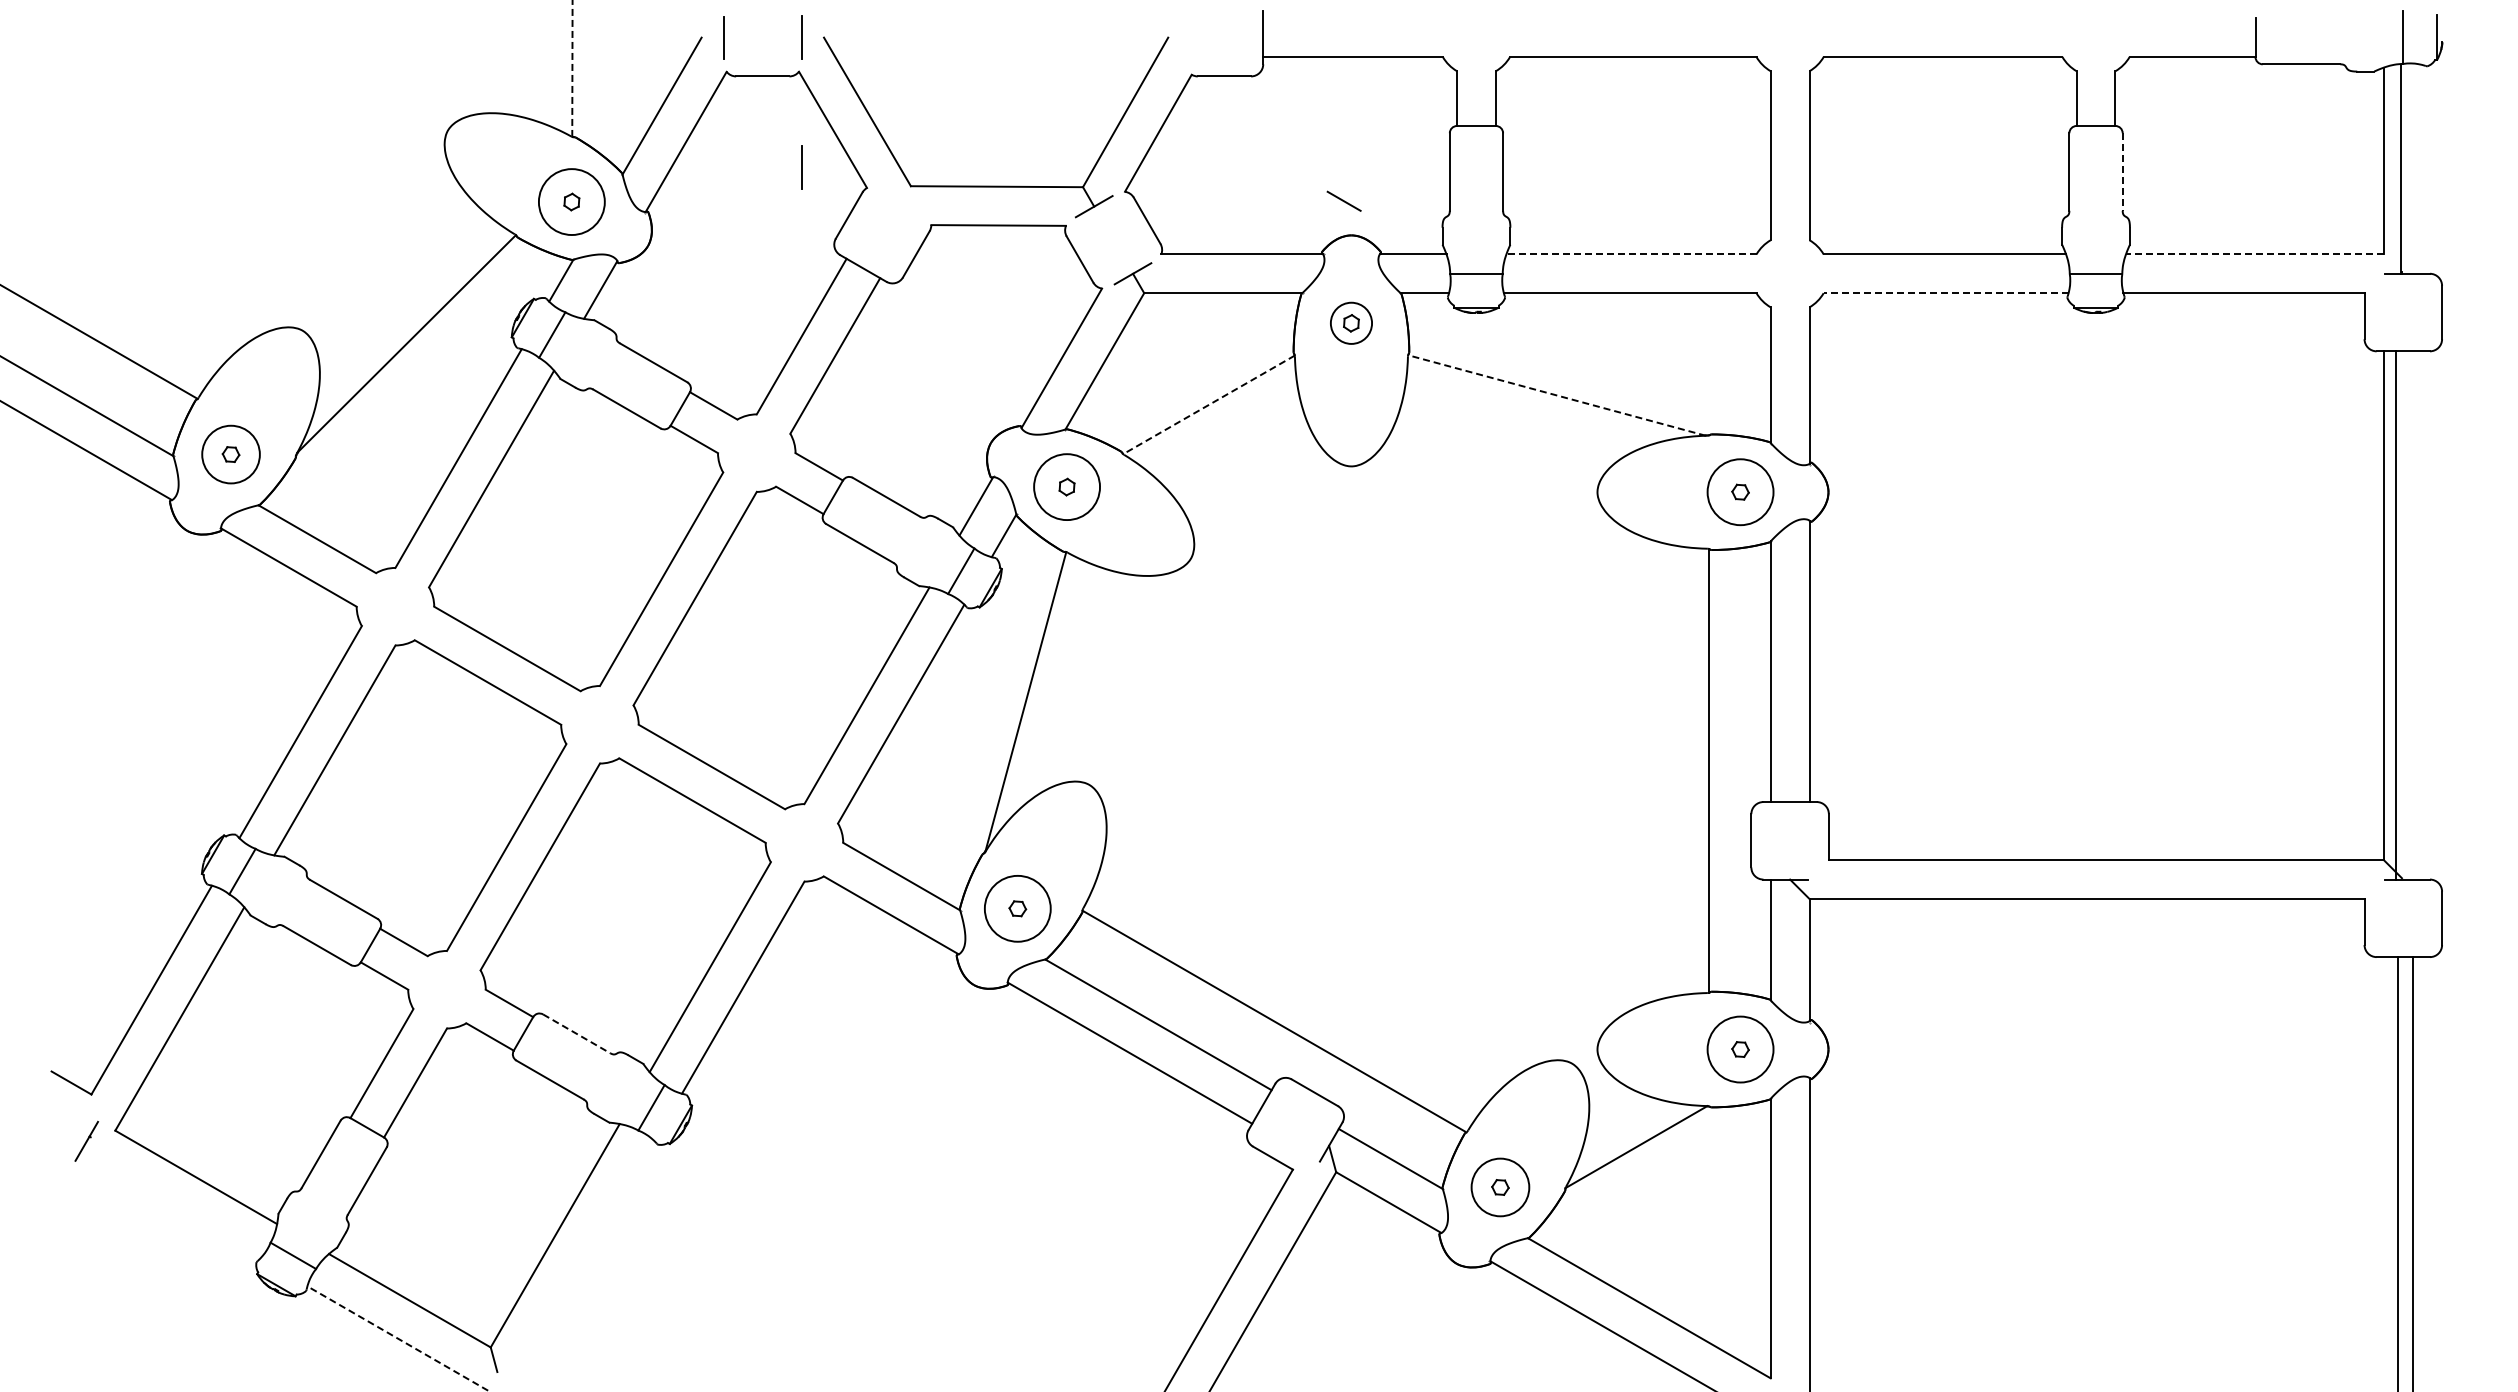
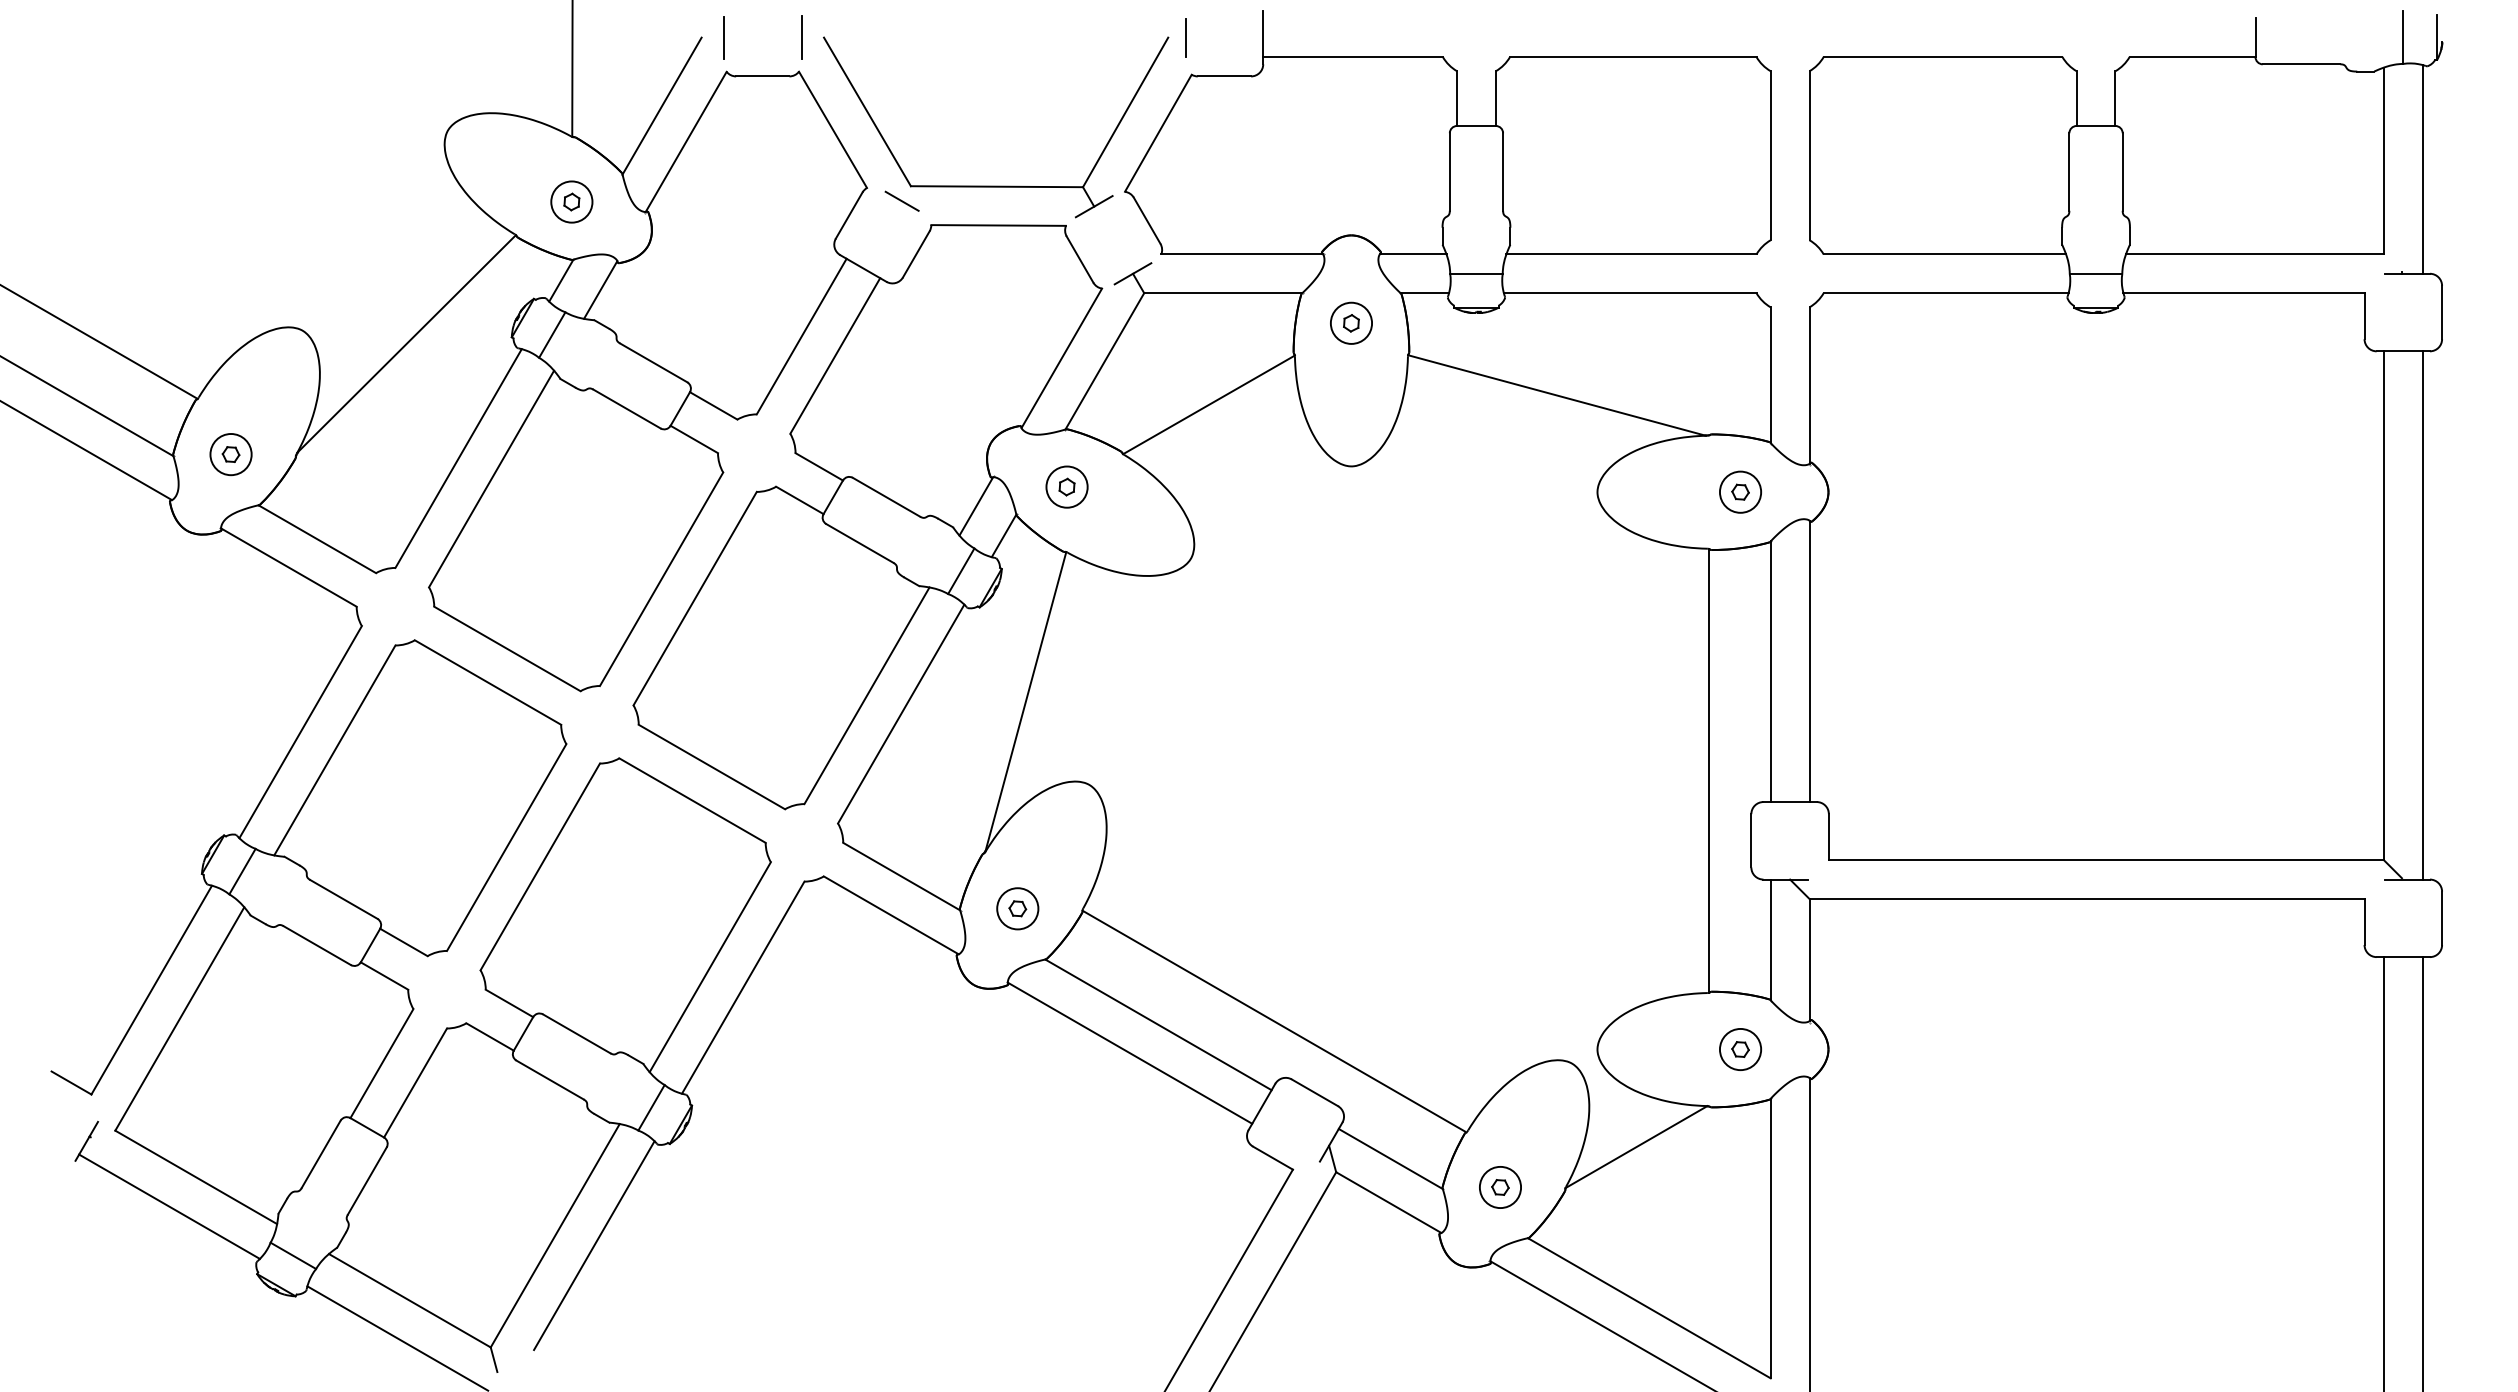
line: none -> present (1185, 37)
line: dashed -> solid (572, 68)
line: present -> none (801, 167)
line position: (2400, 169) -> (2422, 169) (2422, 169)
line: dashed -> solid (2122, 172)
line position: (1343, 200) -> (901, 200) (901, 200)
circle diameter: 66 px -> 41 px (571, 201)
line: dashed -> solid (1630, 254)
line: dashed -> solid (2254, 254)
line: dashed -> solid (1945, 293)
line: dashed -> solid (1556, 395)
line: dashed -> solid (1208, 405)
circle diameter: 58 px -> 41 px (230, 454)
circle diameter: 66 px -> 41 px (1066, 486)
circle diameter: 66 px -> 41 px (1740, 491)
line position: (2395, 615) -> (2422, 615) (2422, 615)
circle diameter: 66 px -> 41 px (1017, 908)
line: dashed -> solid (576, 1033)
circle diameter: 66 px -> 41 px (1740, 1049)
line position: (2397, 1172) -> (2422, 1172) (2422, 1172)
line position: (2412, 1172) -> (2383, 1172) (2383, 1172)
circle diameter: 58 px -> 41 px (1500, 1187)
line: none -> present (169, 1206)
line: none -> present (594, 1245)
line: dashed -> solid (397, 1338)
